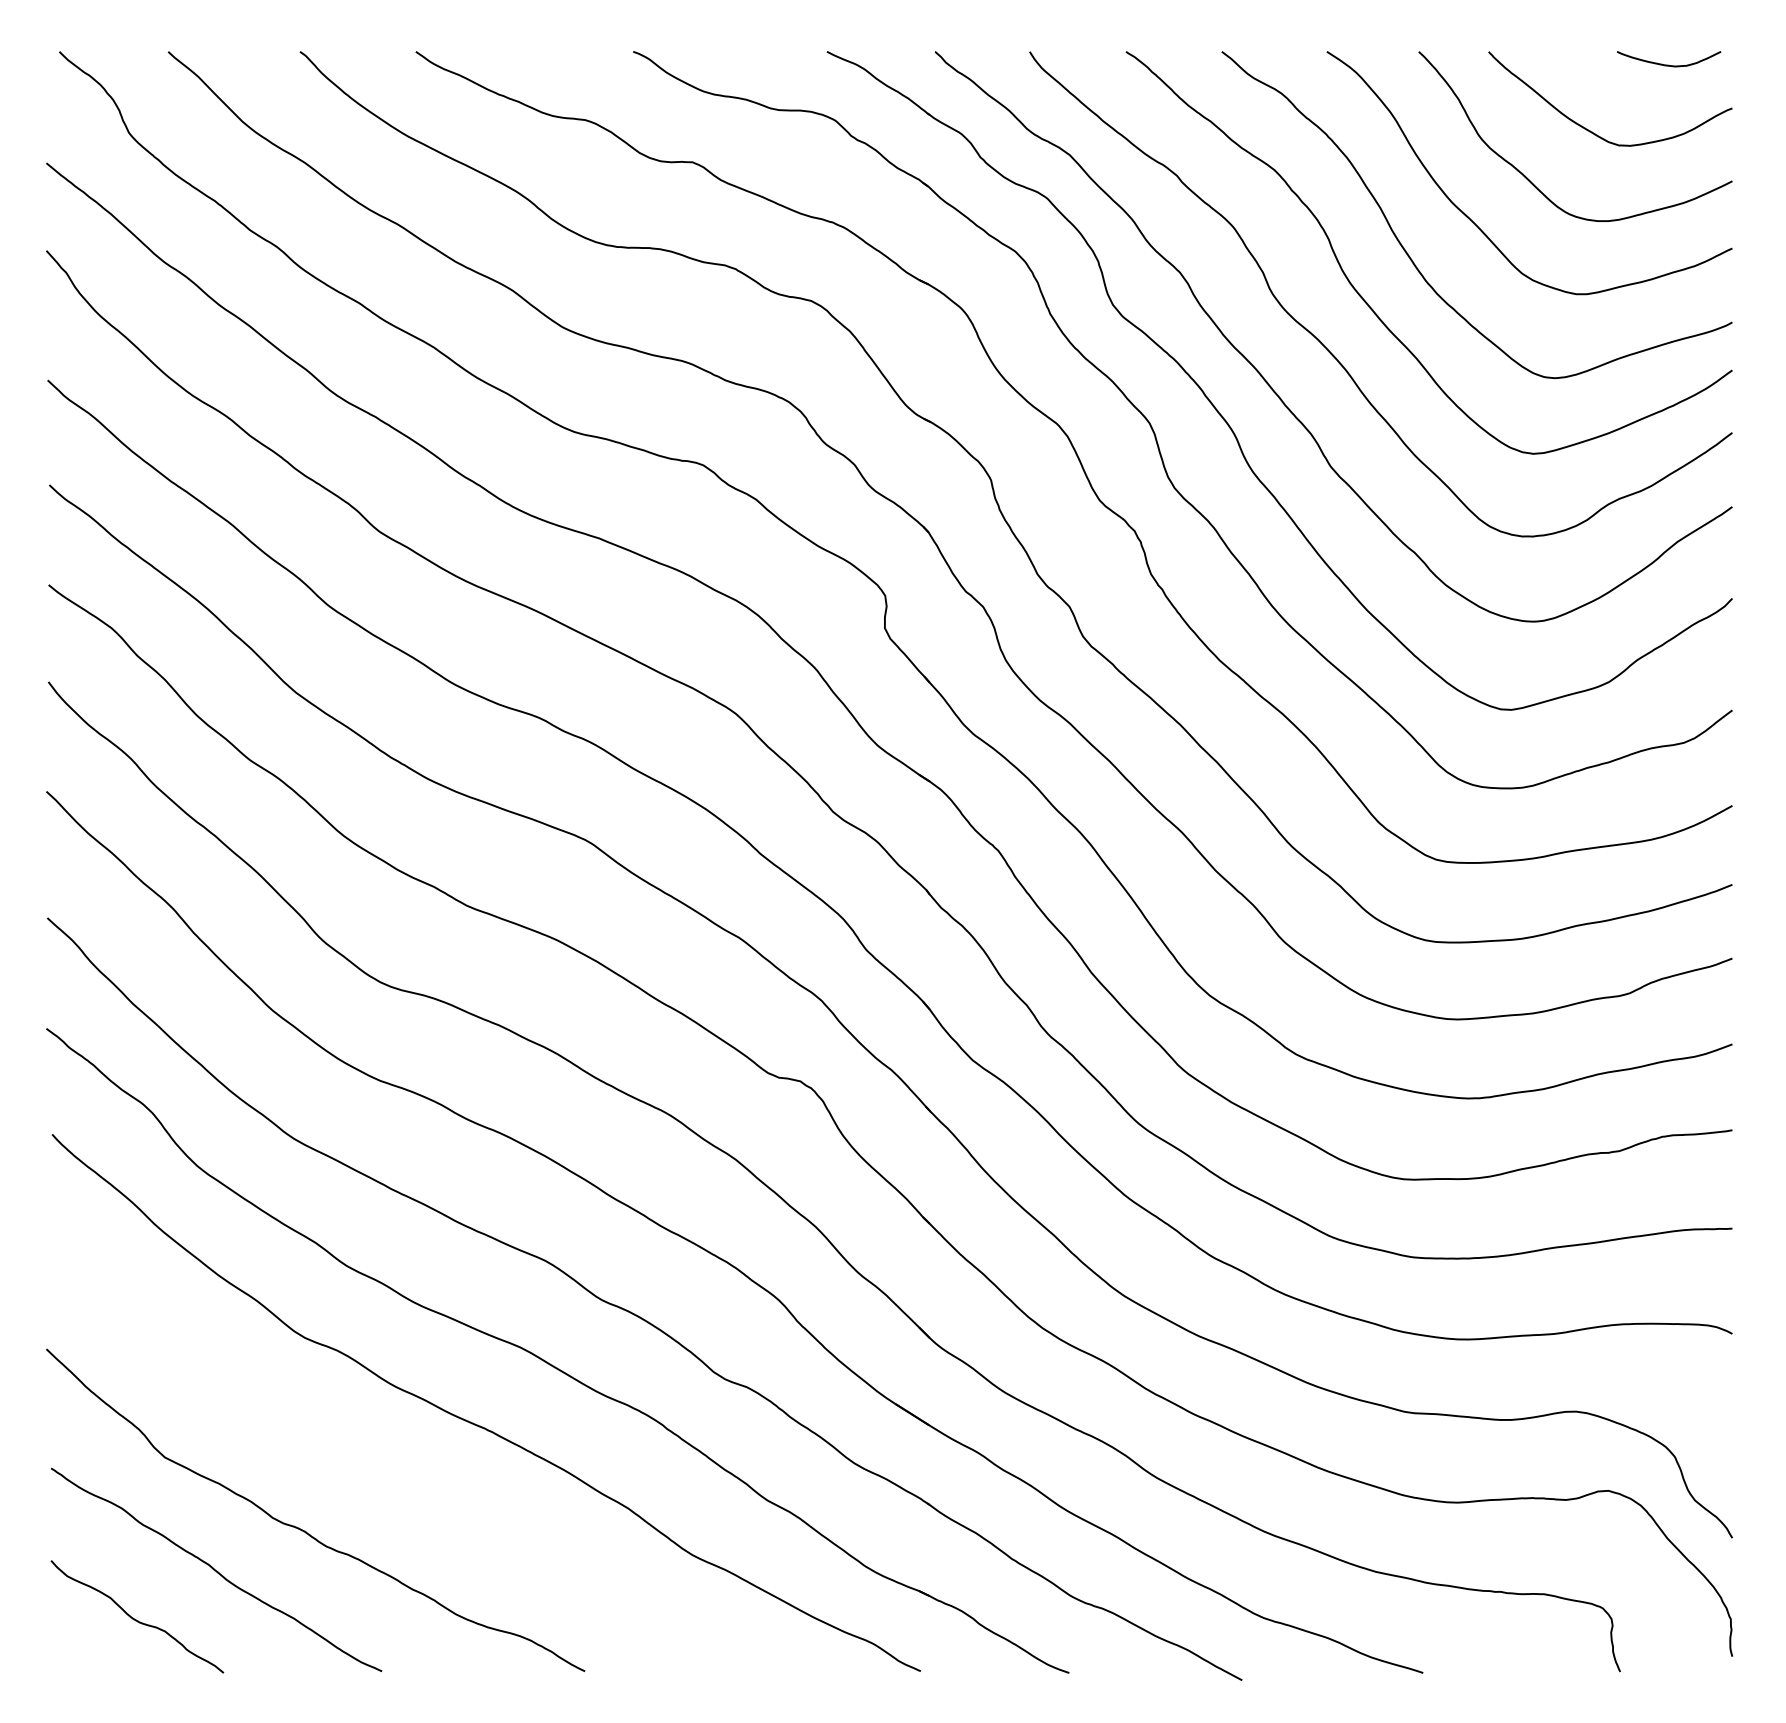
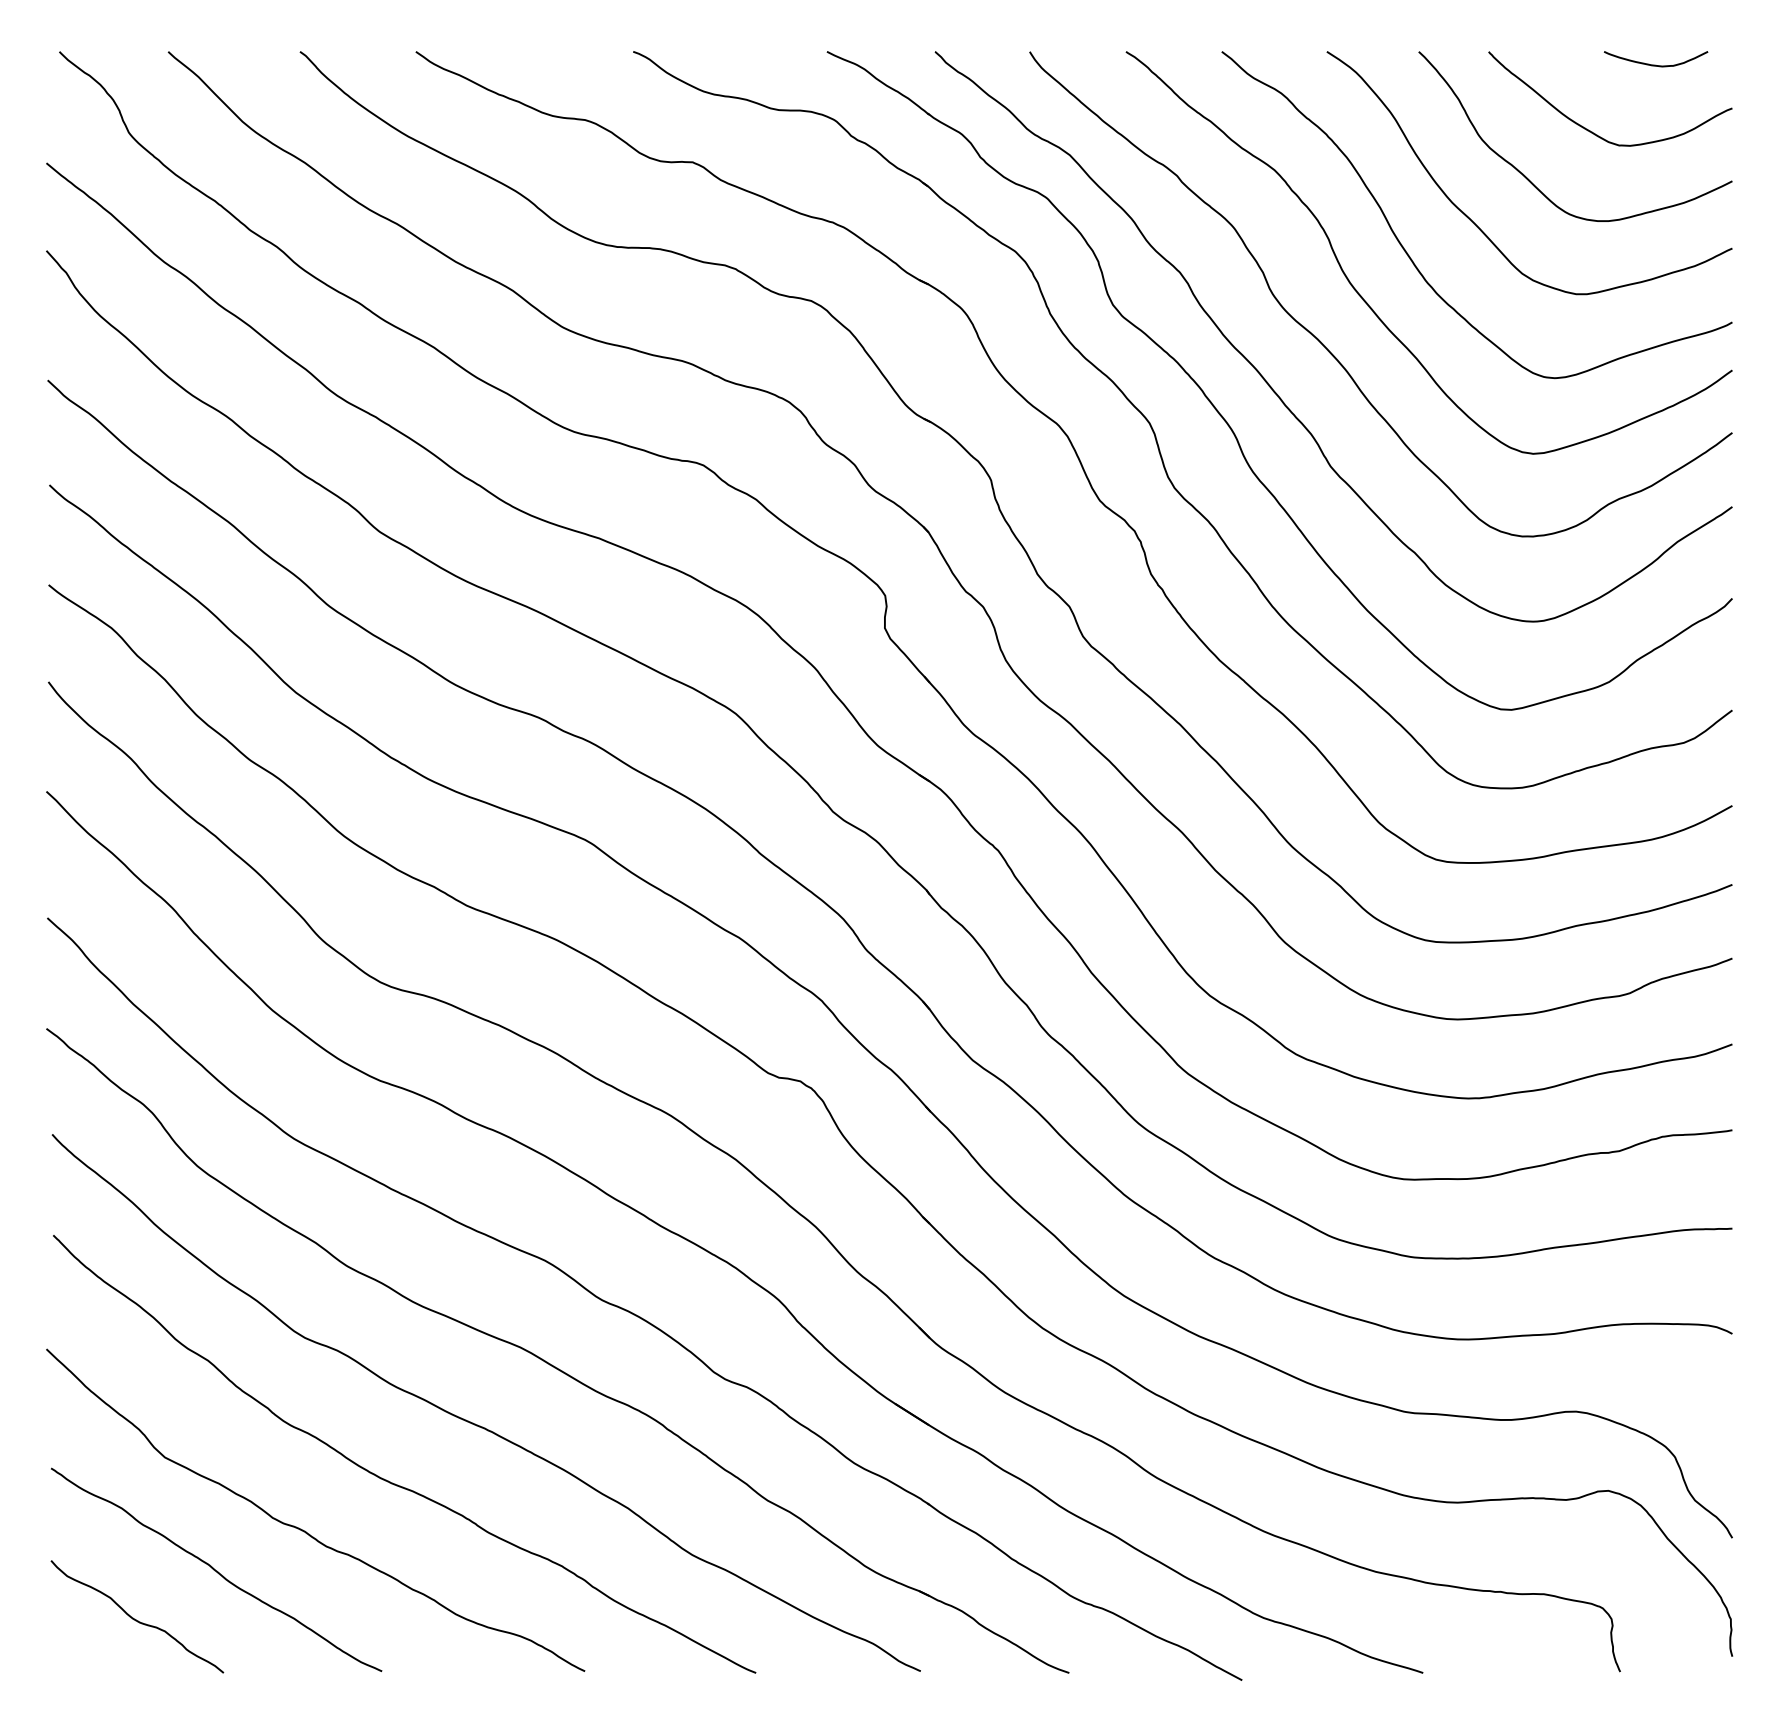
curve position: (1668, 64) -> (1655, 64) (1655, 64)
curve: none -> present (395, 1483)
